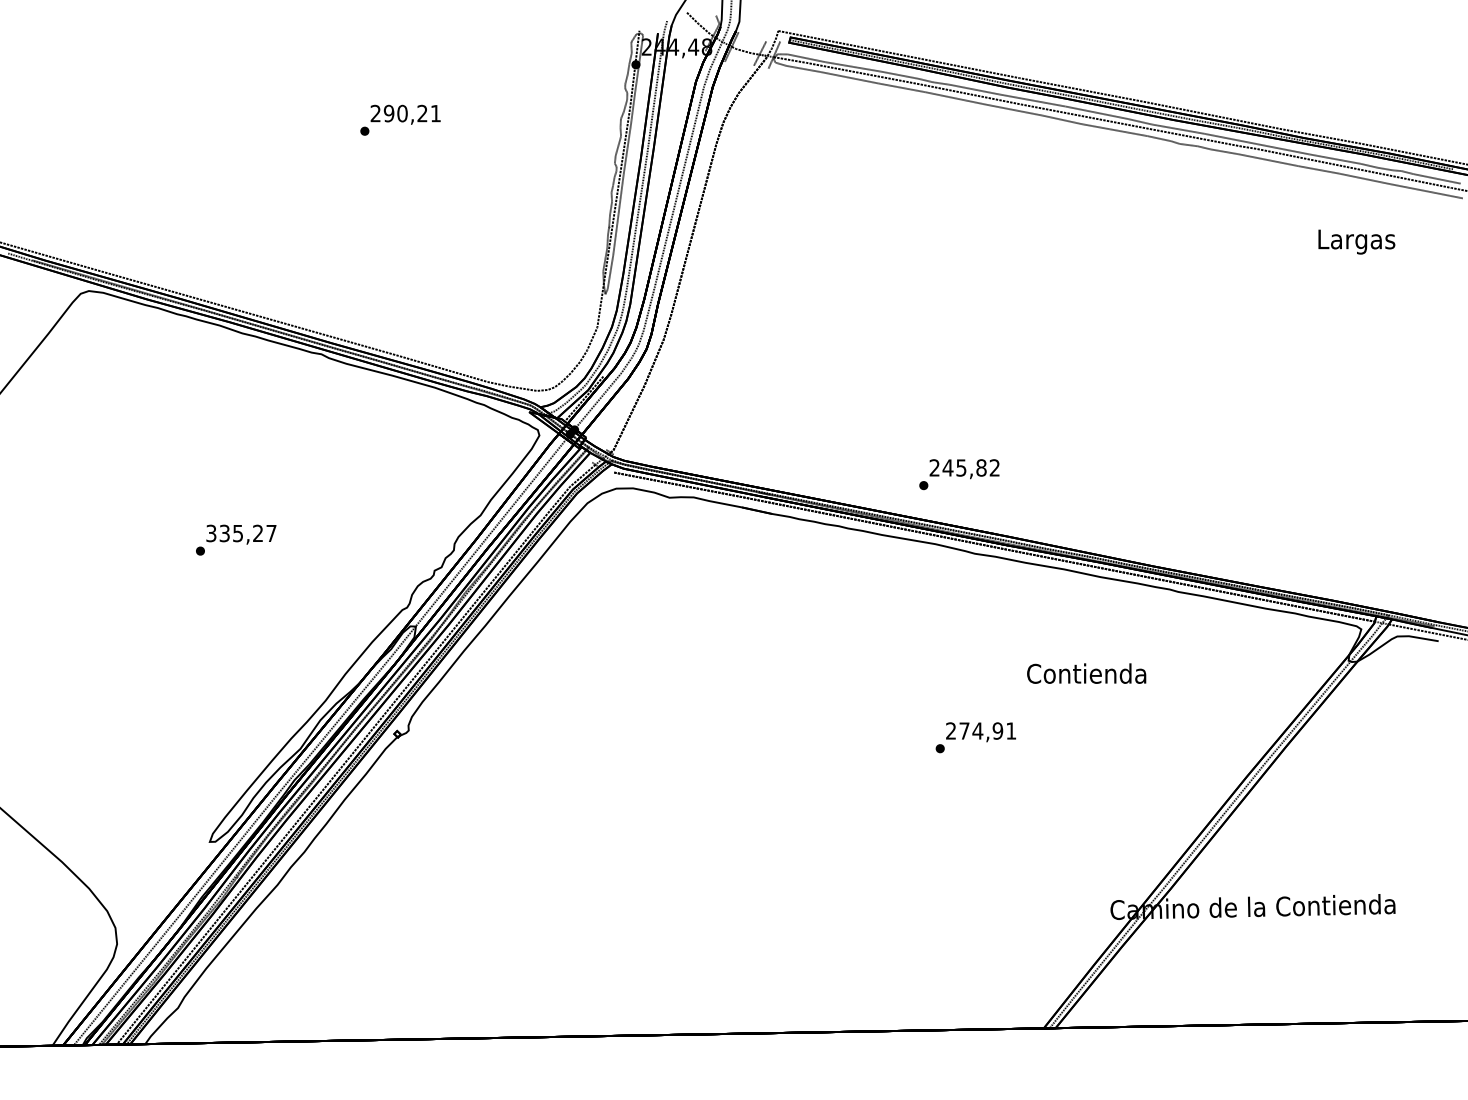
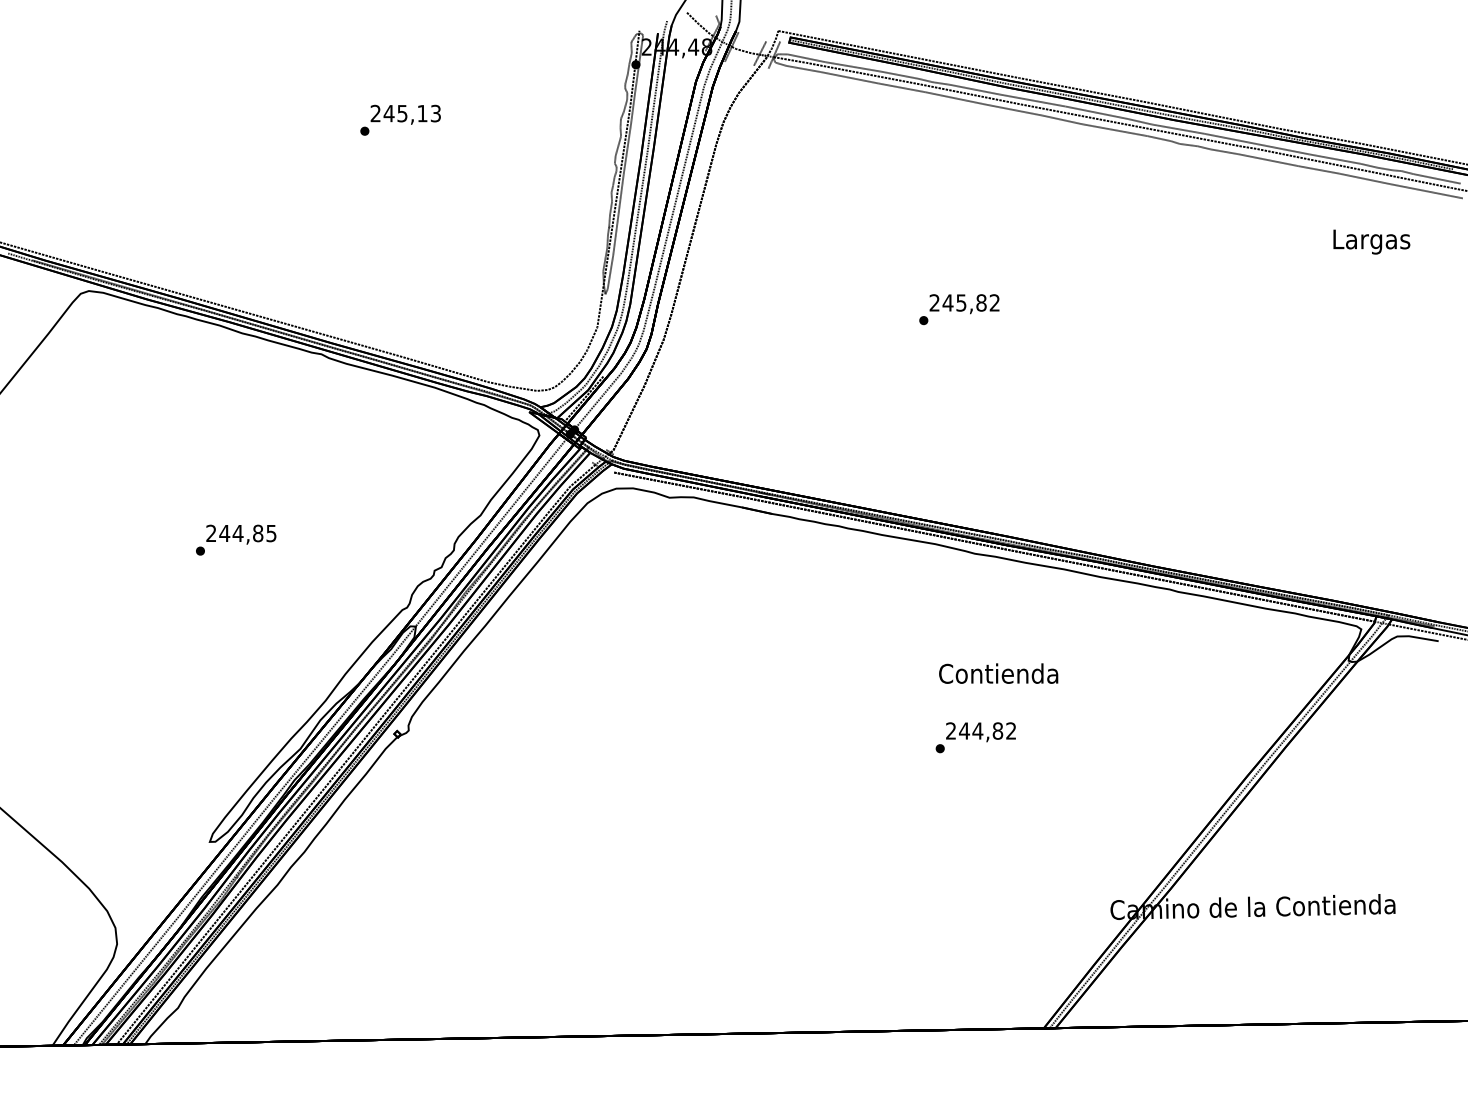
text: 290,21 -> 245,13 (411, 113)
text position: (1356, 241) -> (1371, 241) (1371, 241)
text position: (959, 474) -> (959, 309) (959, 309)
text: 335,27 -> 244,85 (241, 533)
text position: (1086, 673) -> (998, 673) (998, 673)
text: 274,91 -> 244,82 (987, 730)
